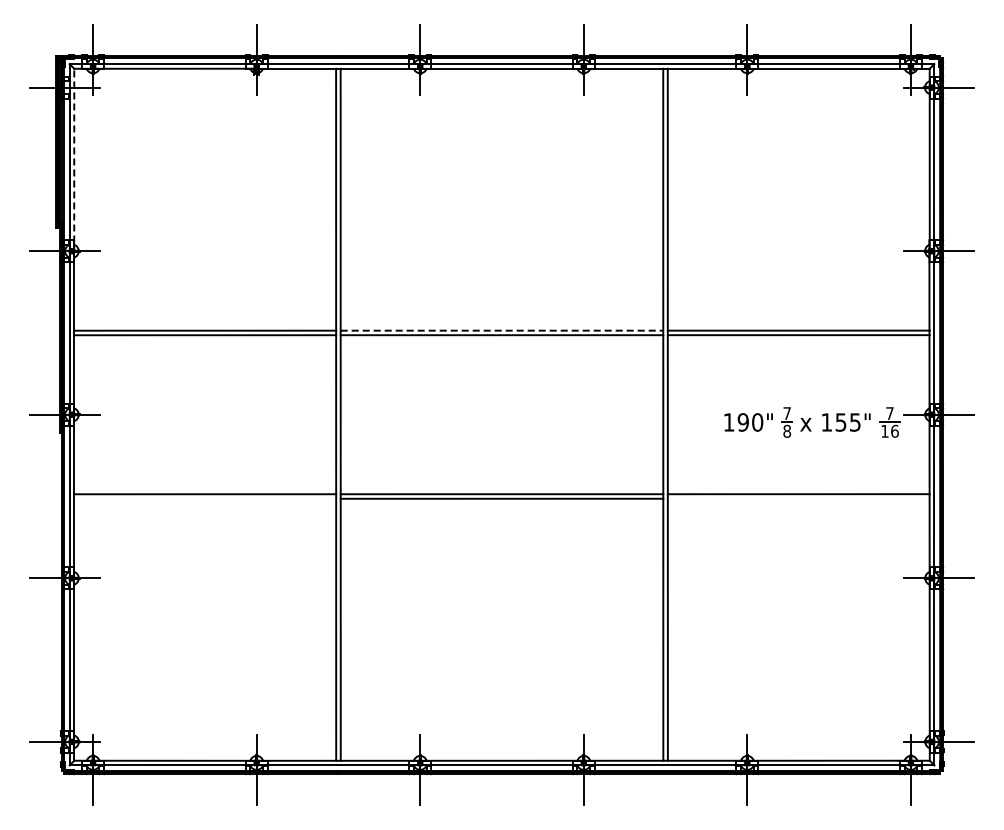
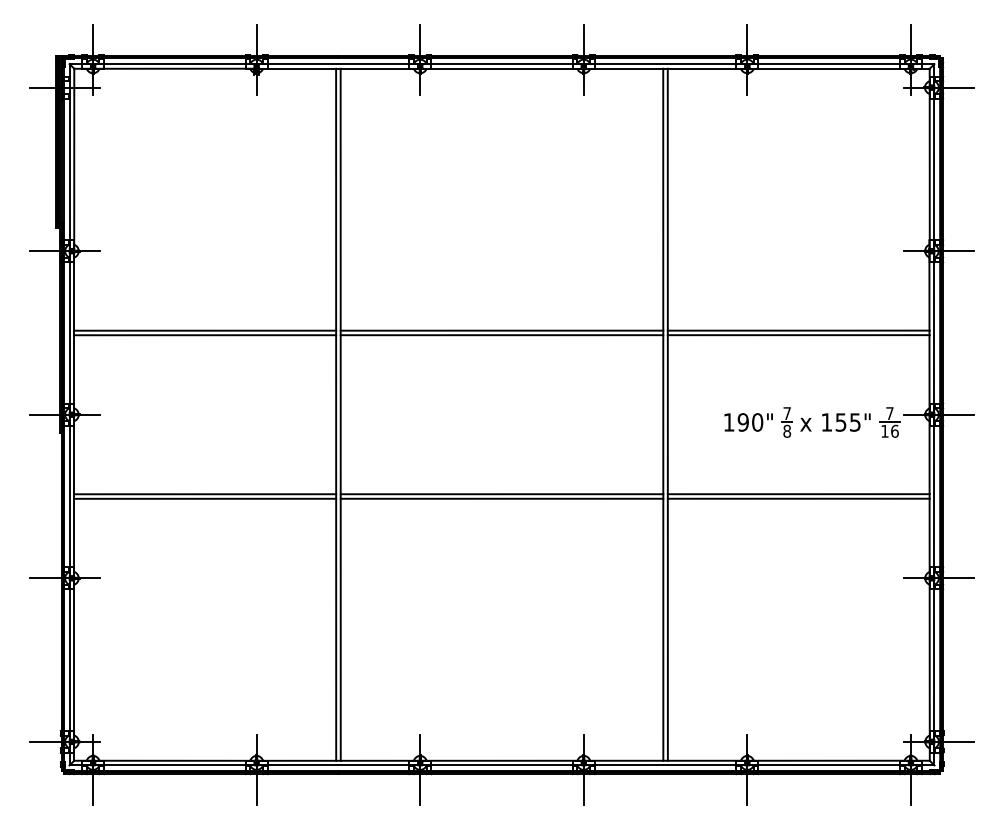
line: dashed -> solid (74, 160)
line: dashed -> solid (502, 330)
line: none -> present (205, 498)
line: none -> present (798, 498)
